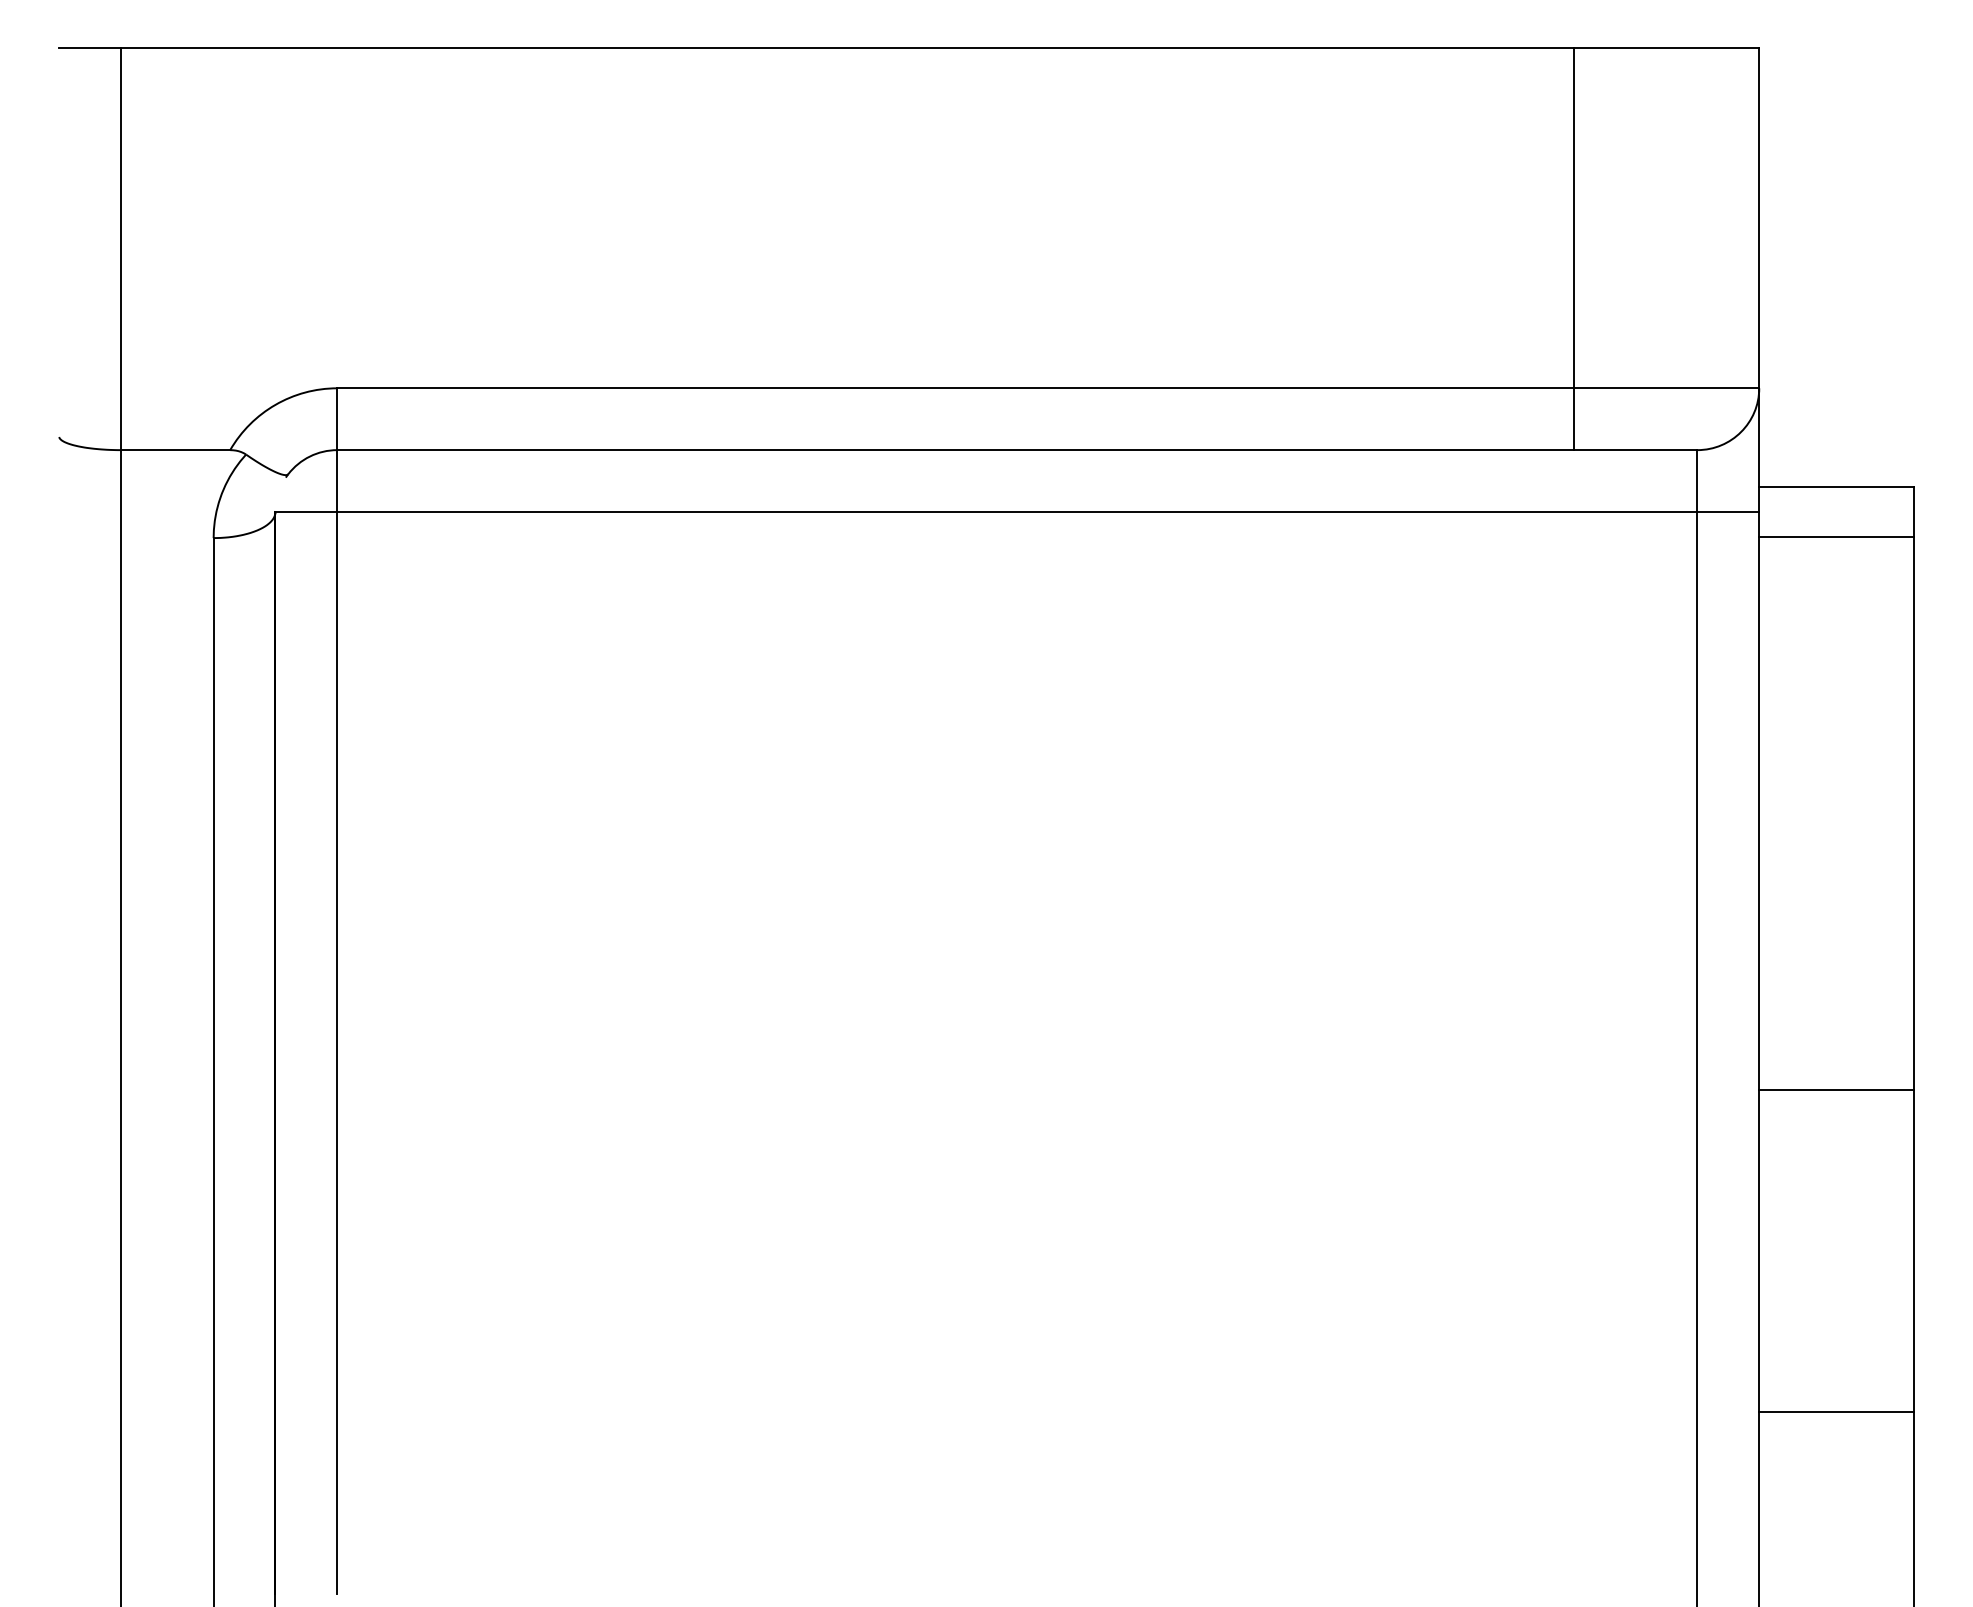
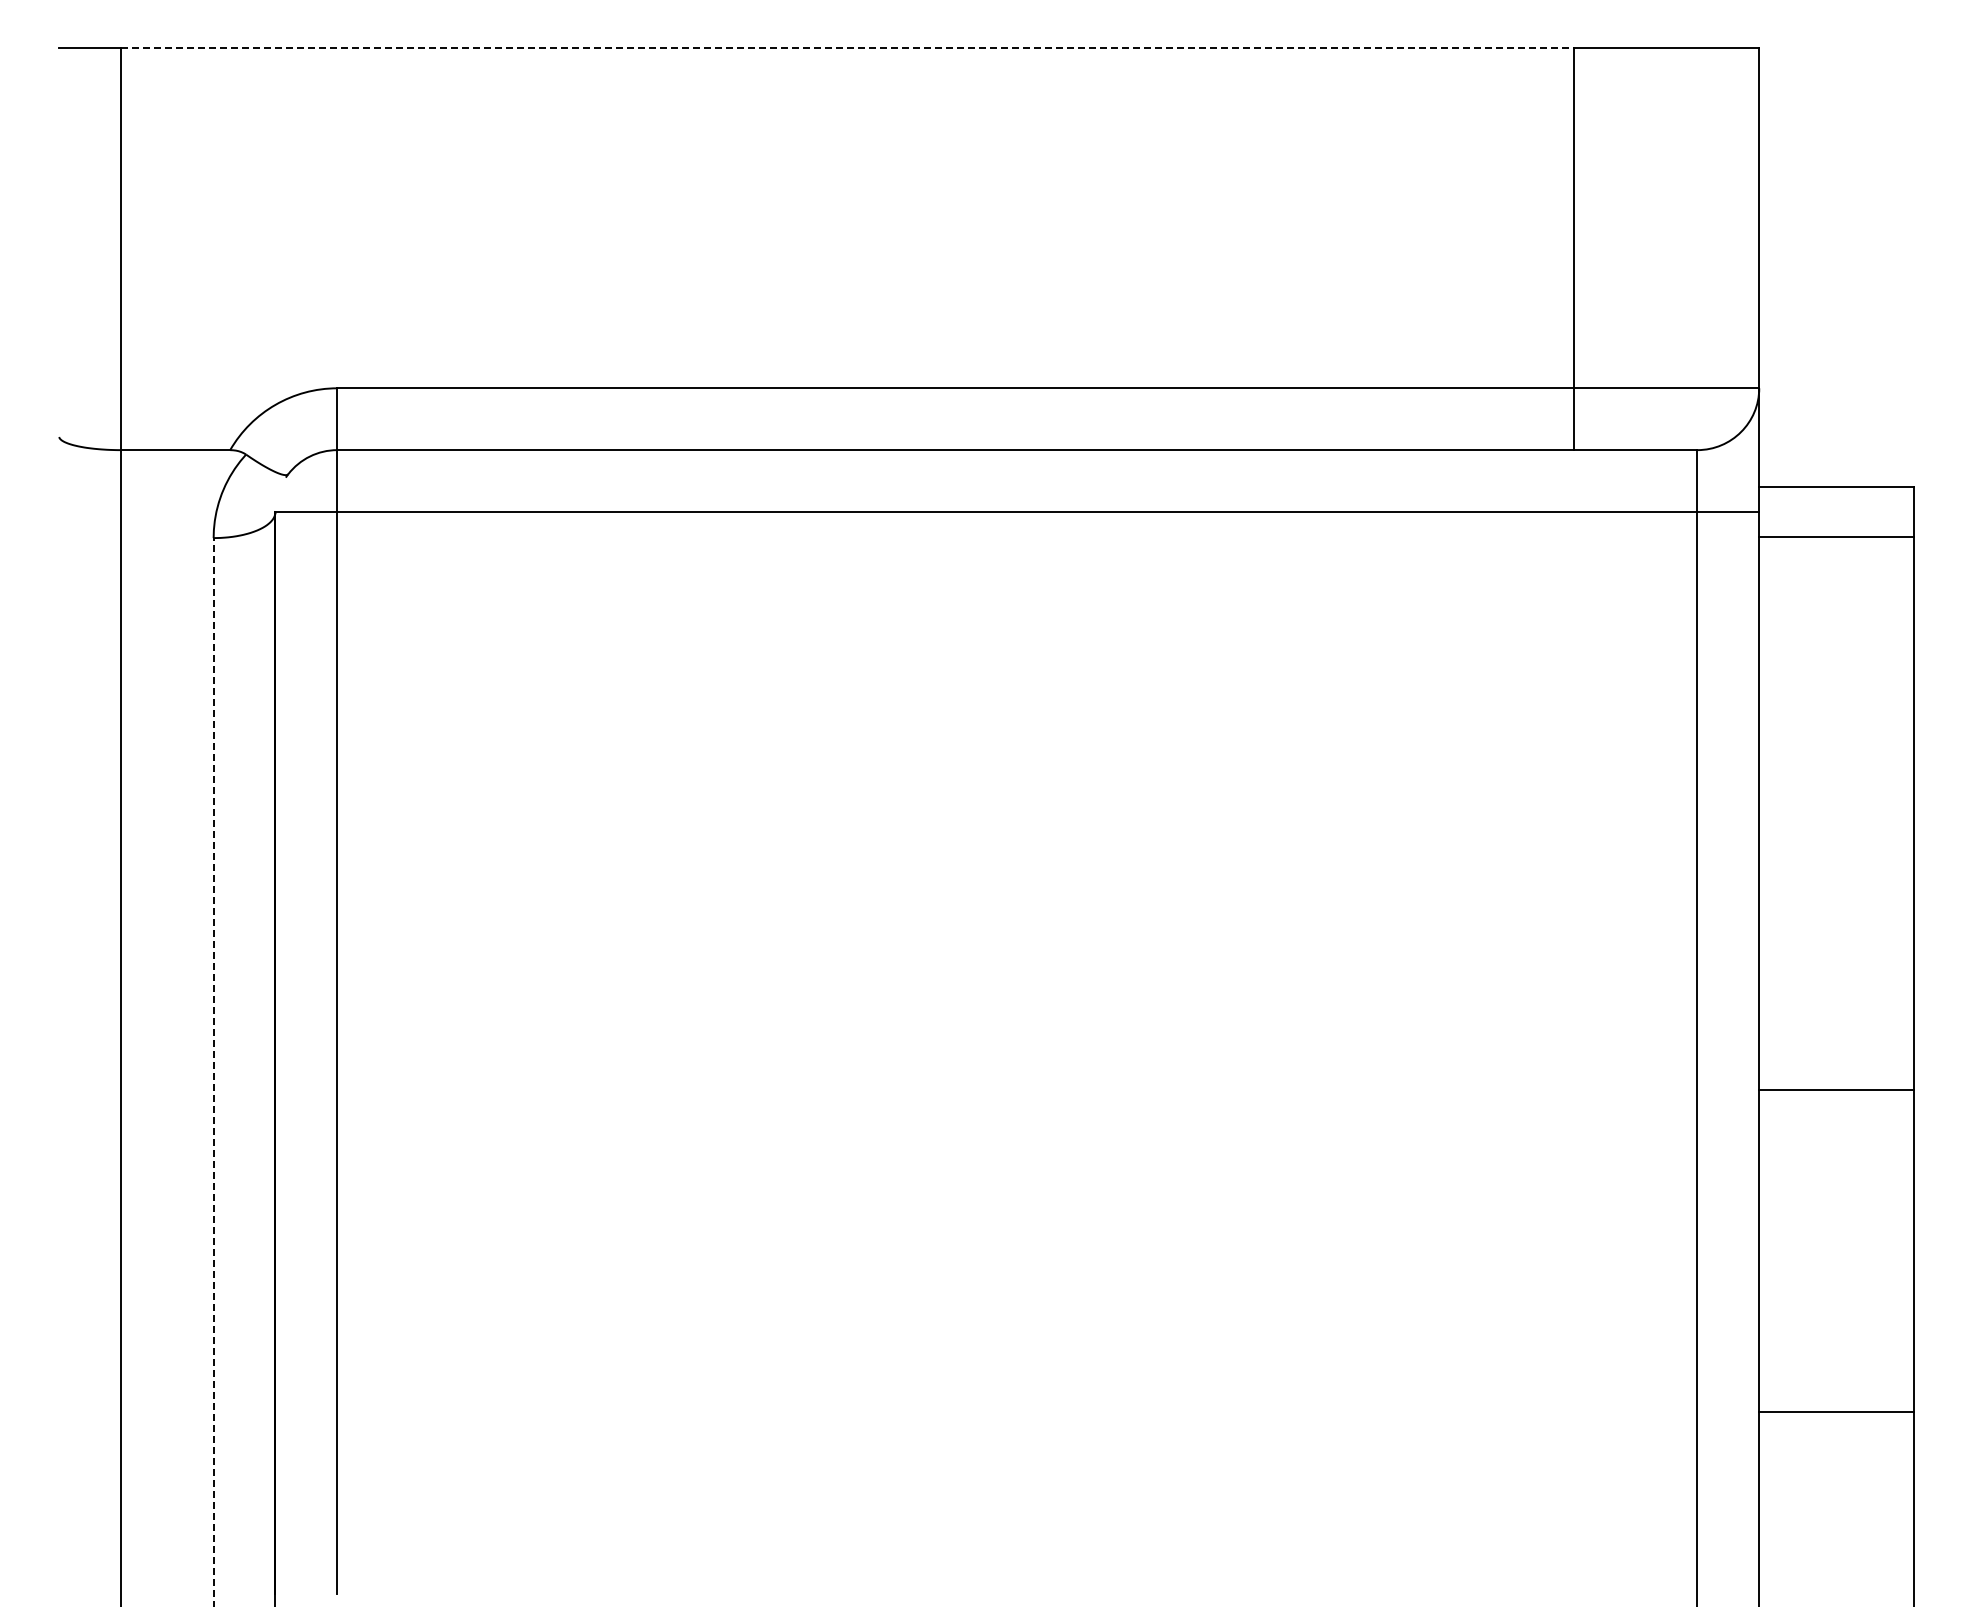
line: solid -> dashed (847, 48)
line: solid -> dashed (213, 1071)
